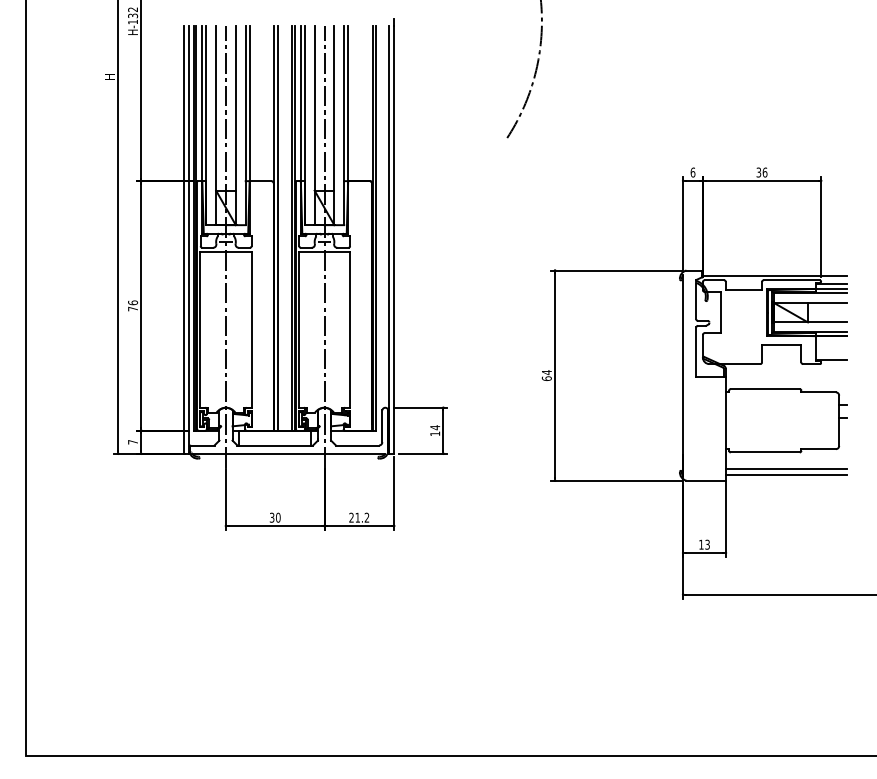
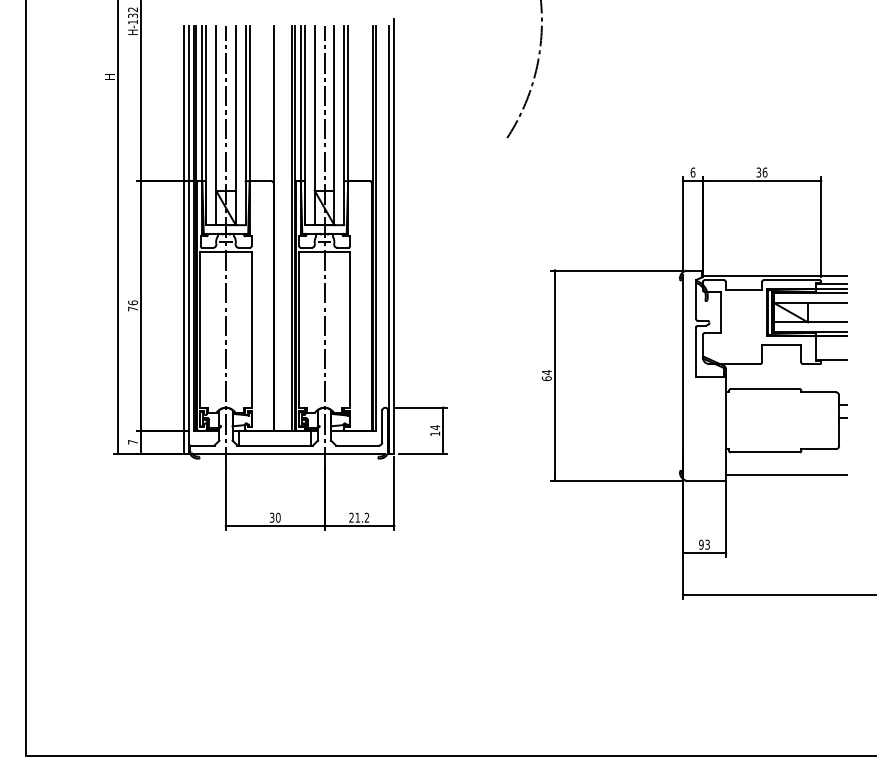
line: present -> none (277, 227)
line: present -> none (786, 468)
text: 13 -> 93 (701, 544)
